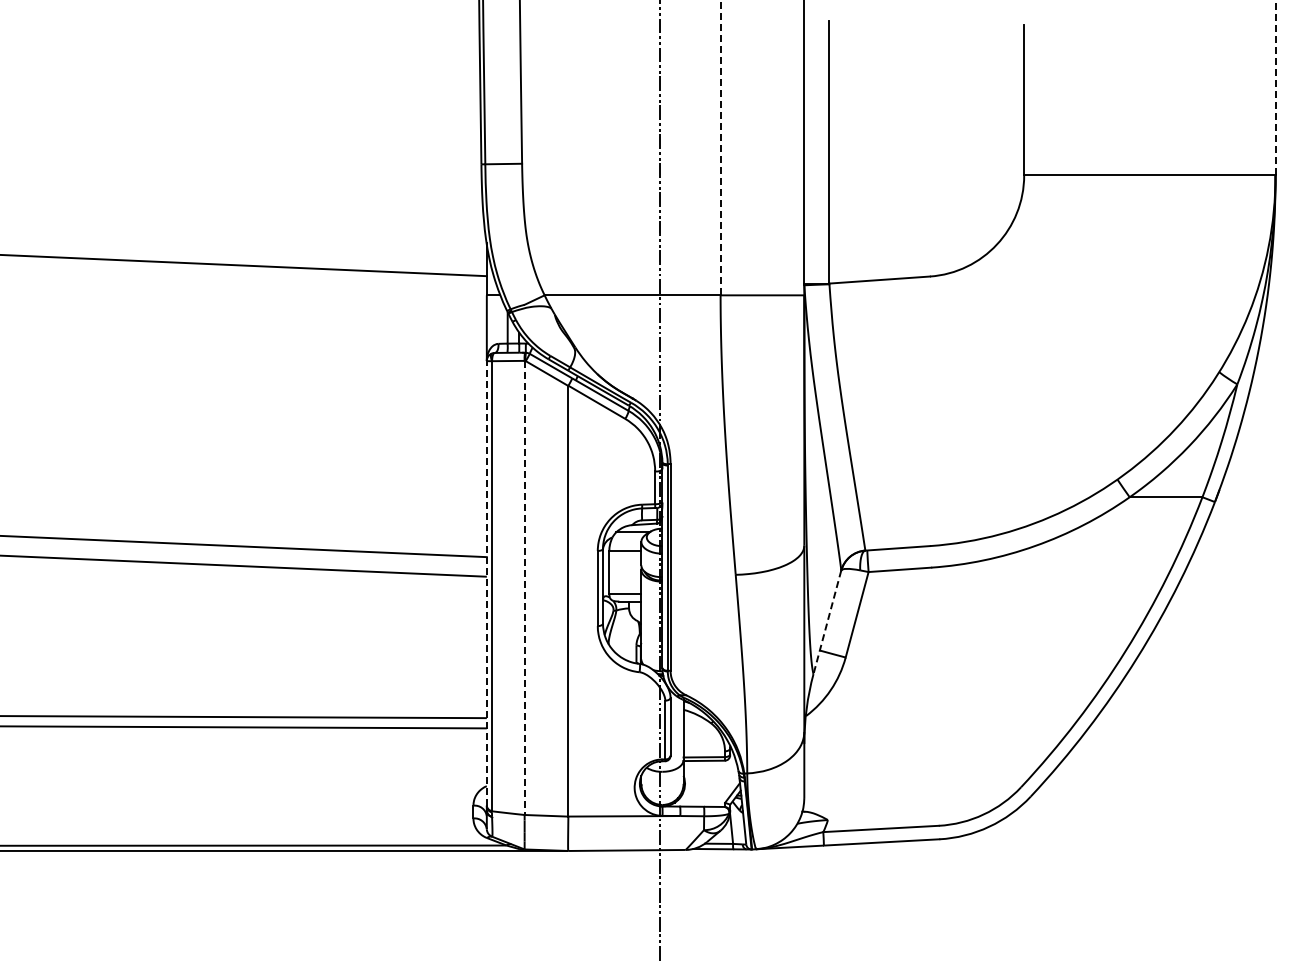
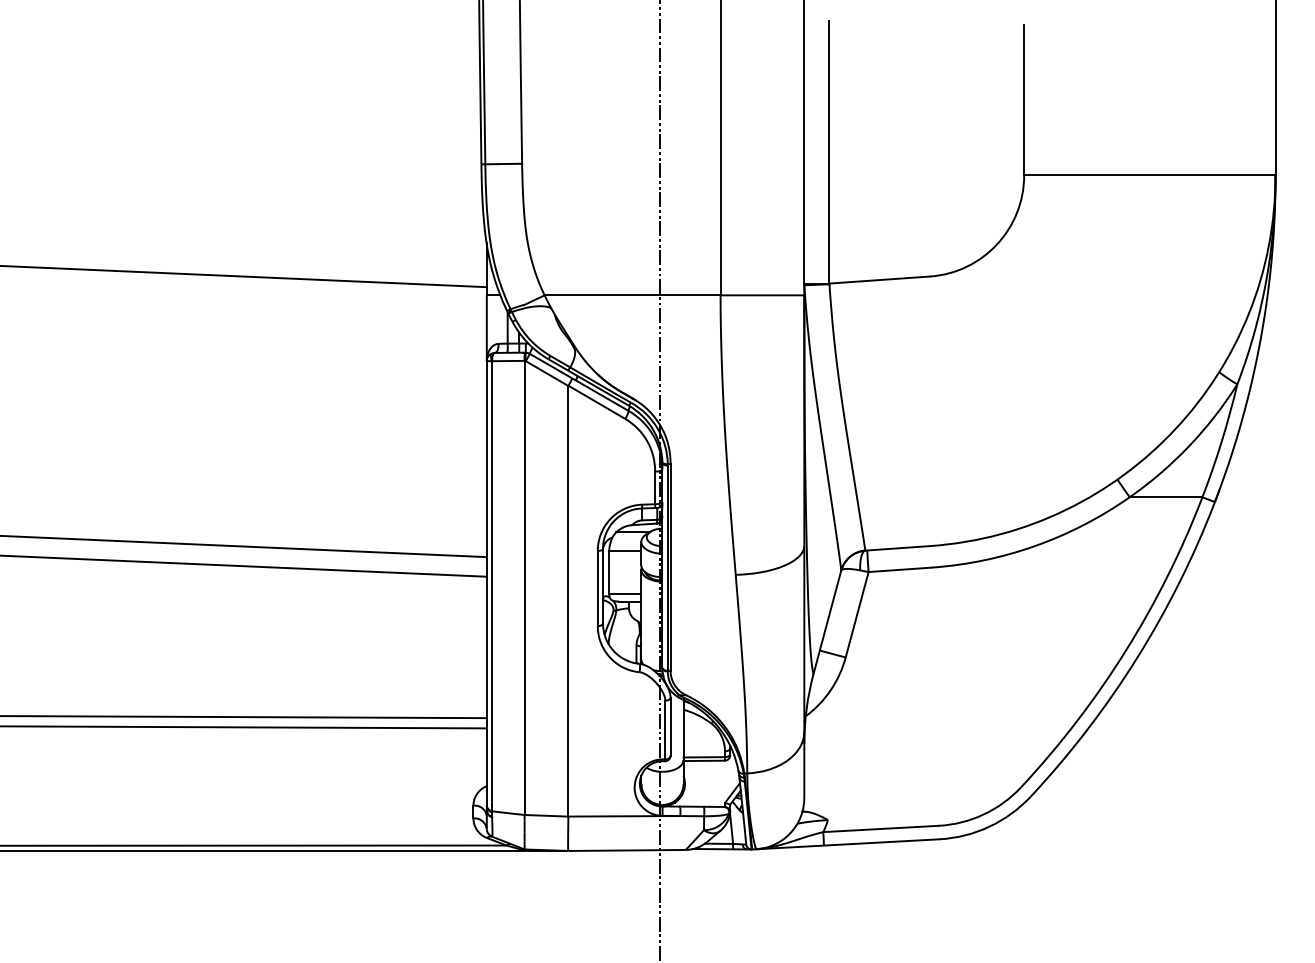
line: dashed -> solid (1275, 87)
line: dashed -> solid (720, 147)
line position: (244, 265) -> (244, 276) (244, 276)
line: dashed -> solid (486, 582)
line: dashed -> solid (524, 588)
line: dashed -> solid (827, 622)
